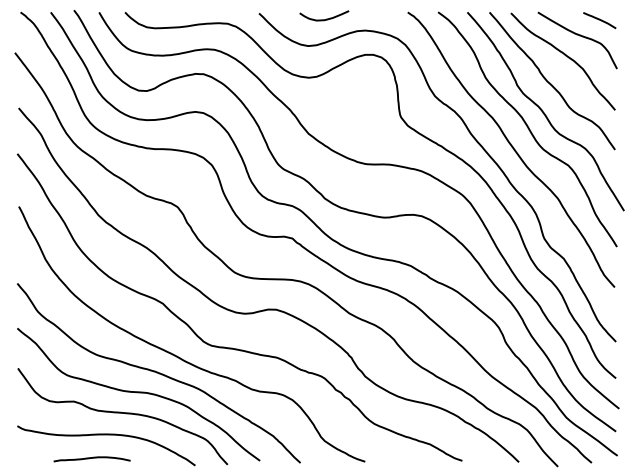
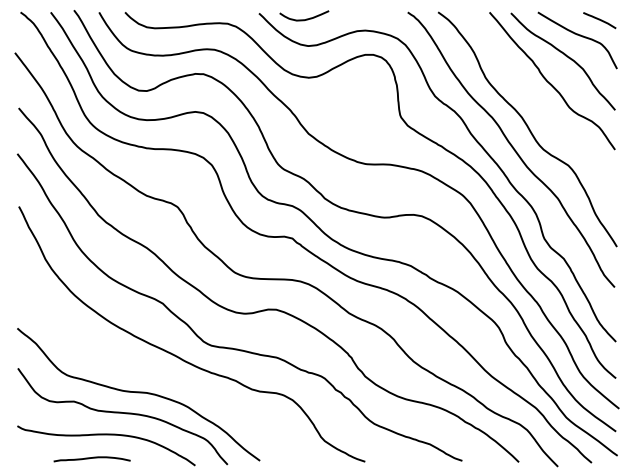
curve position: (326, 18) -> (306, 18) (306, 18)
curve: present -> none (544, 112)
curve: present -> none (158, 373)
